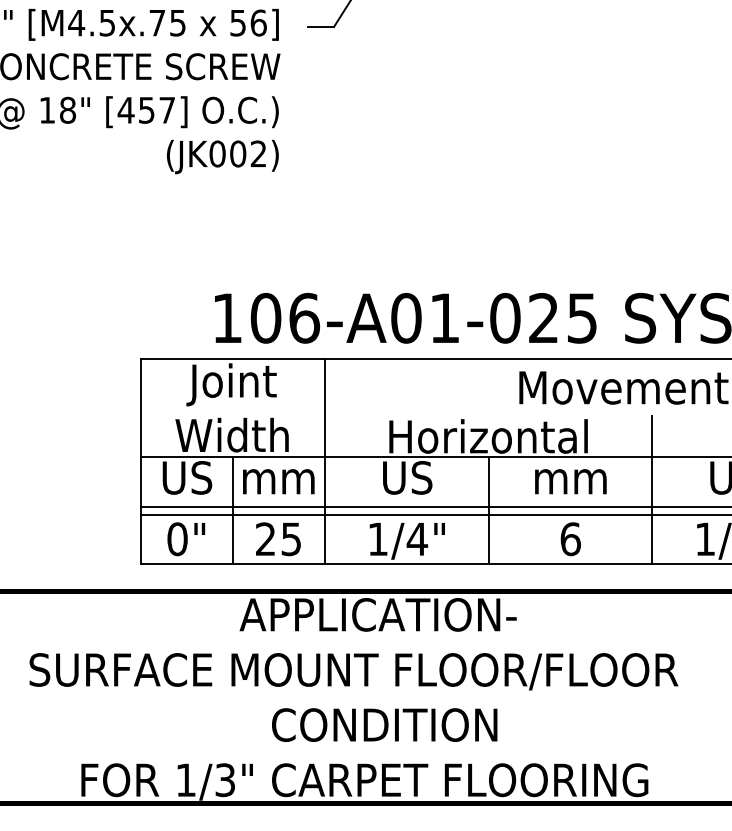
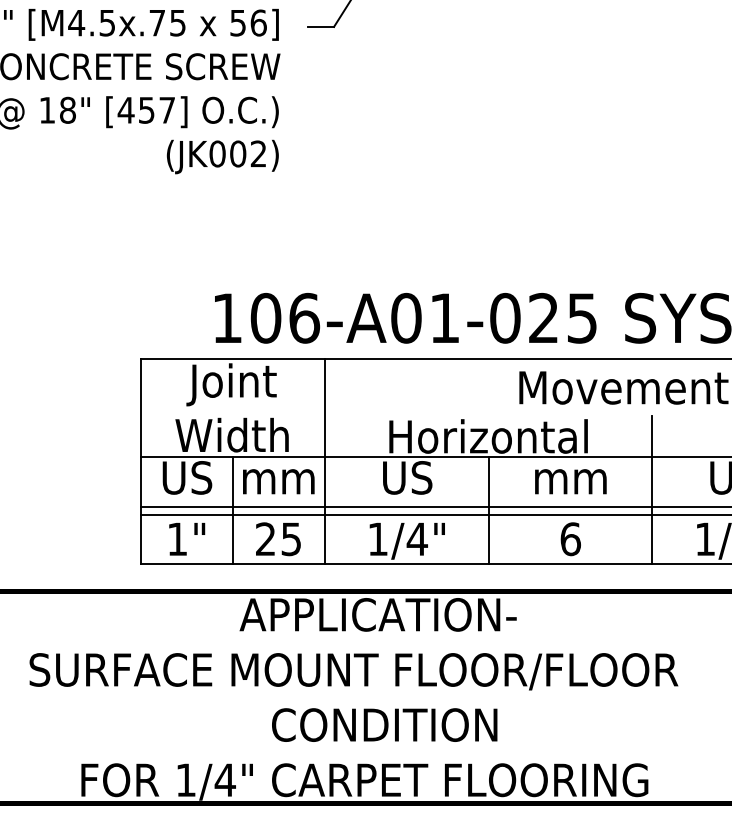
text: 0" -> 1" (177, 539)
text: 1/3" -> 1/4" (224, 780)
